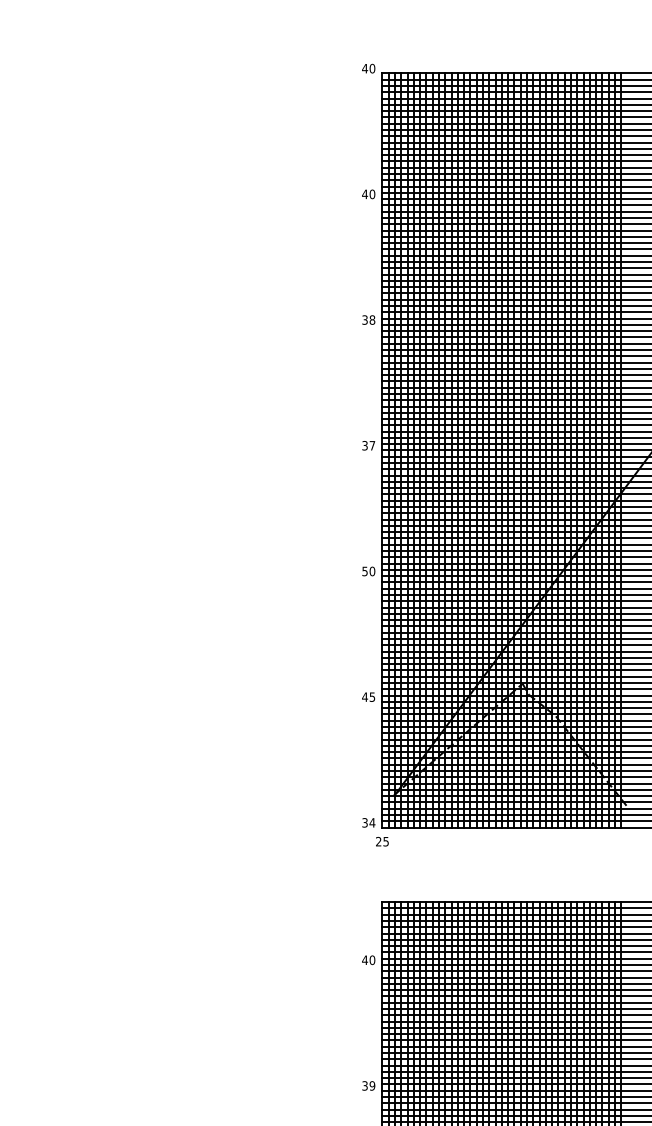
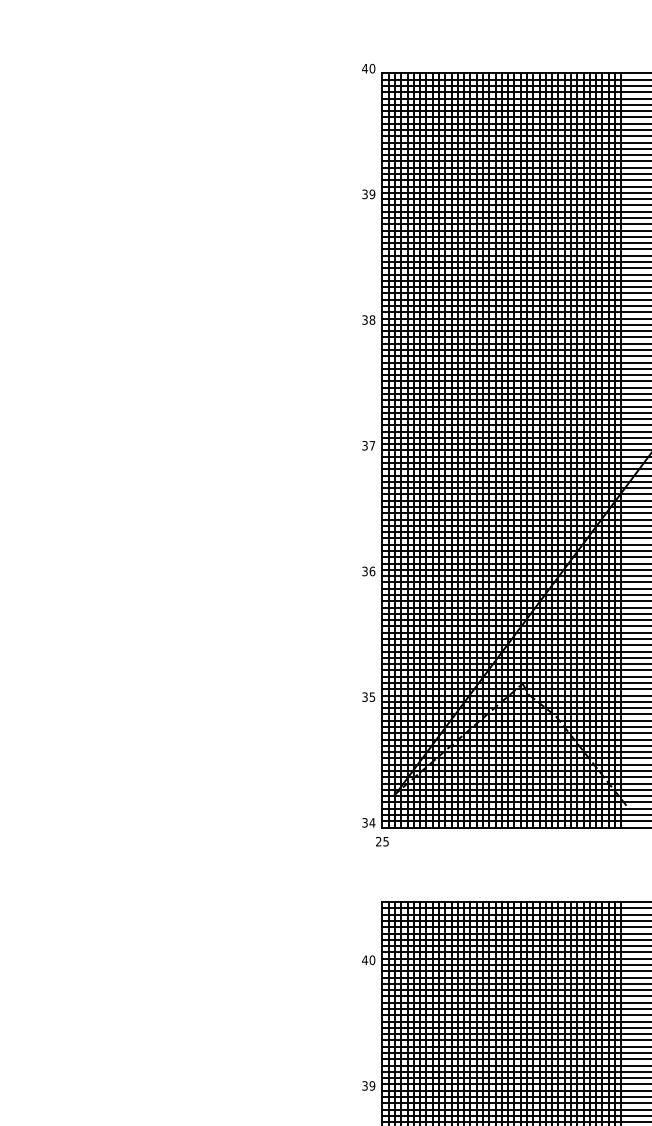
text: 40 -> 39 (368, 194)
text: 50 -> 36 (368, 570)
text: 45 -> 35 (365, 696)
